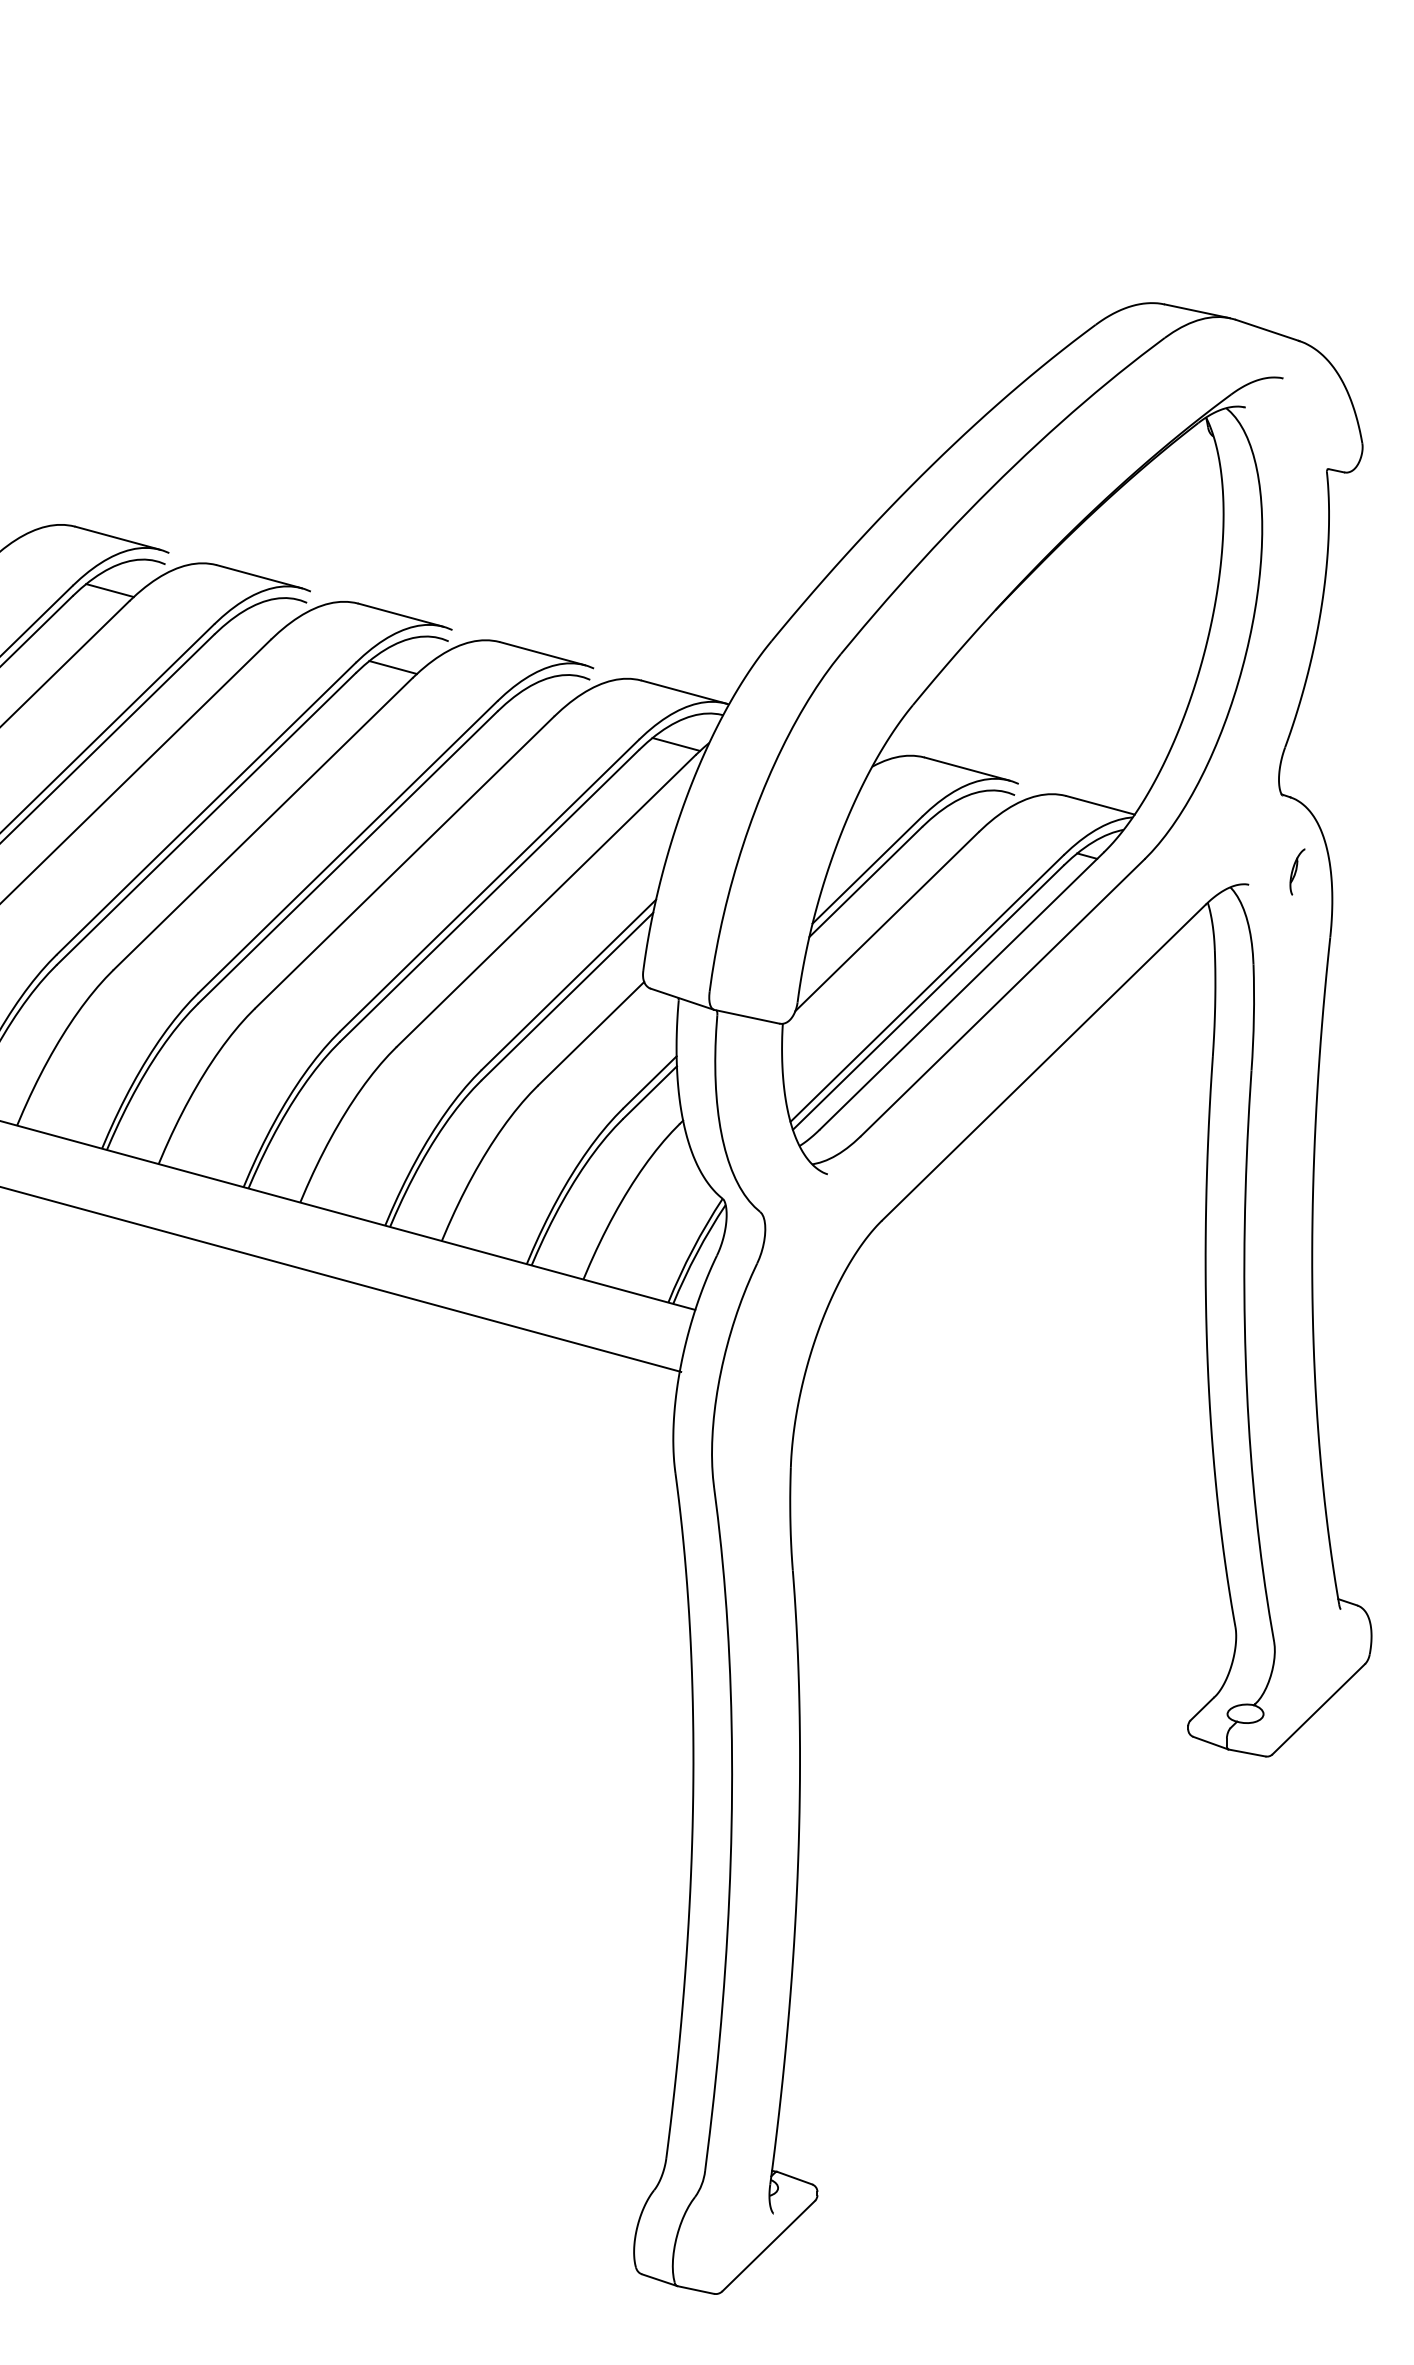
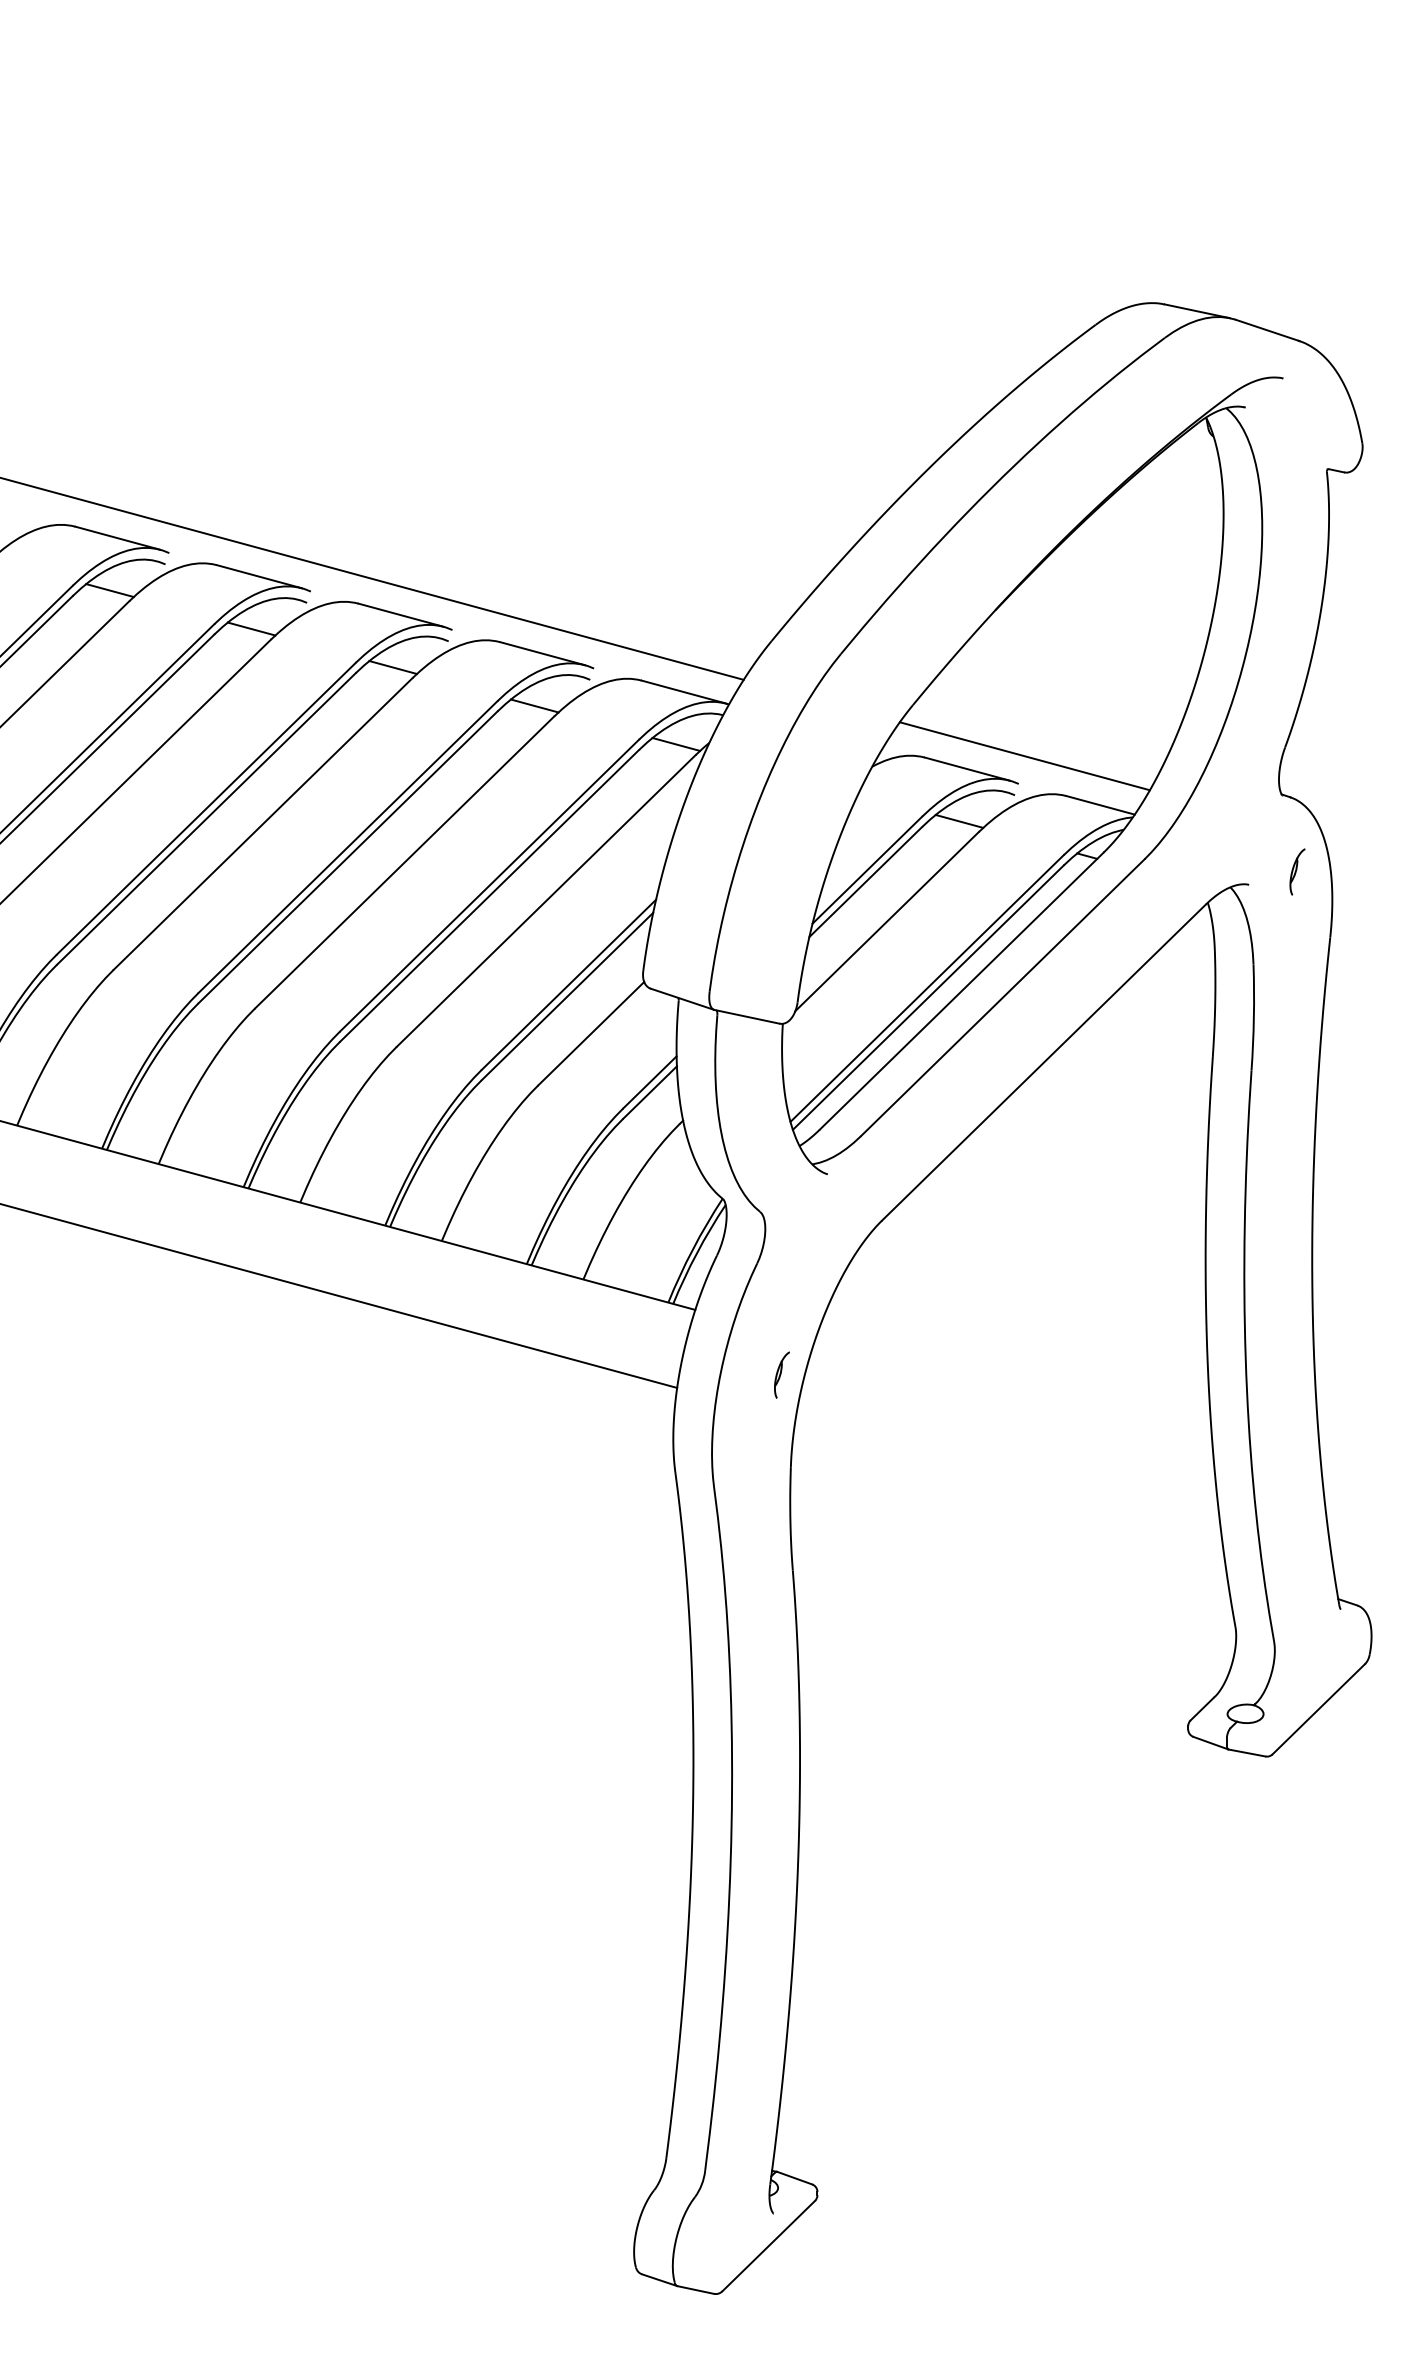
line: none -> present (372, 578)
line: none -> present (251, 628)
line: none -> present (534, 705)
line: none -> present (1024, 756)
line: none -> present (959, 820)
line position: (341, 1279) -> (339, 1295) (339, 1295)
part: none -> present (781, 1374)
